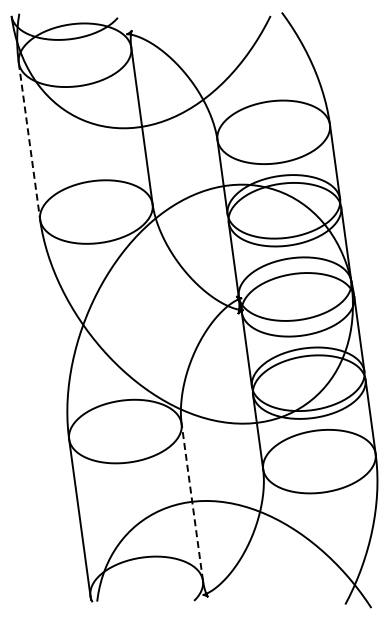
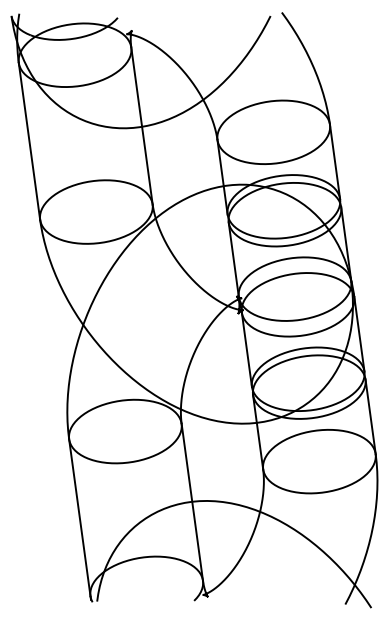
line: dashed -> solid (29, 141)
line: dashed -> solid (192, 501)
